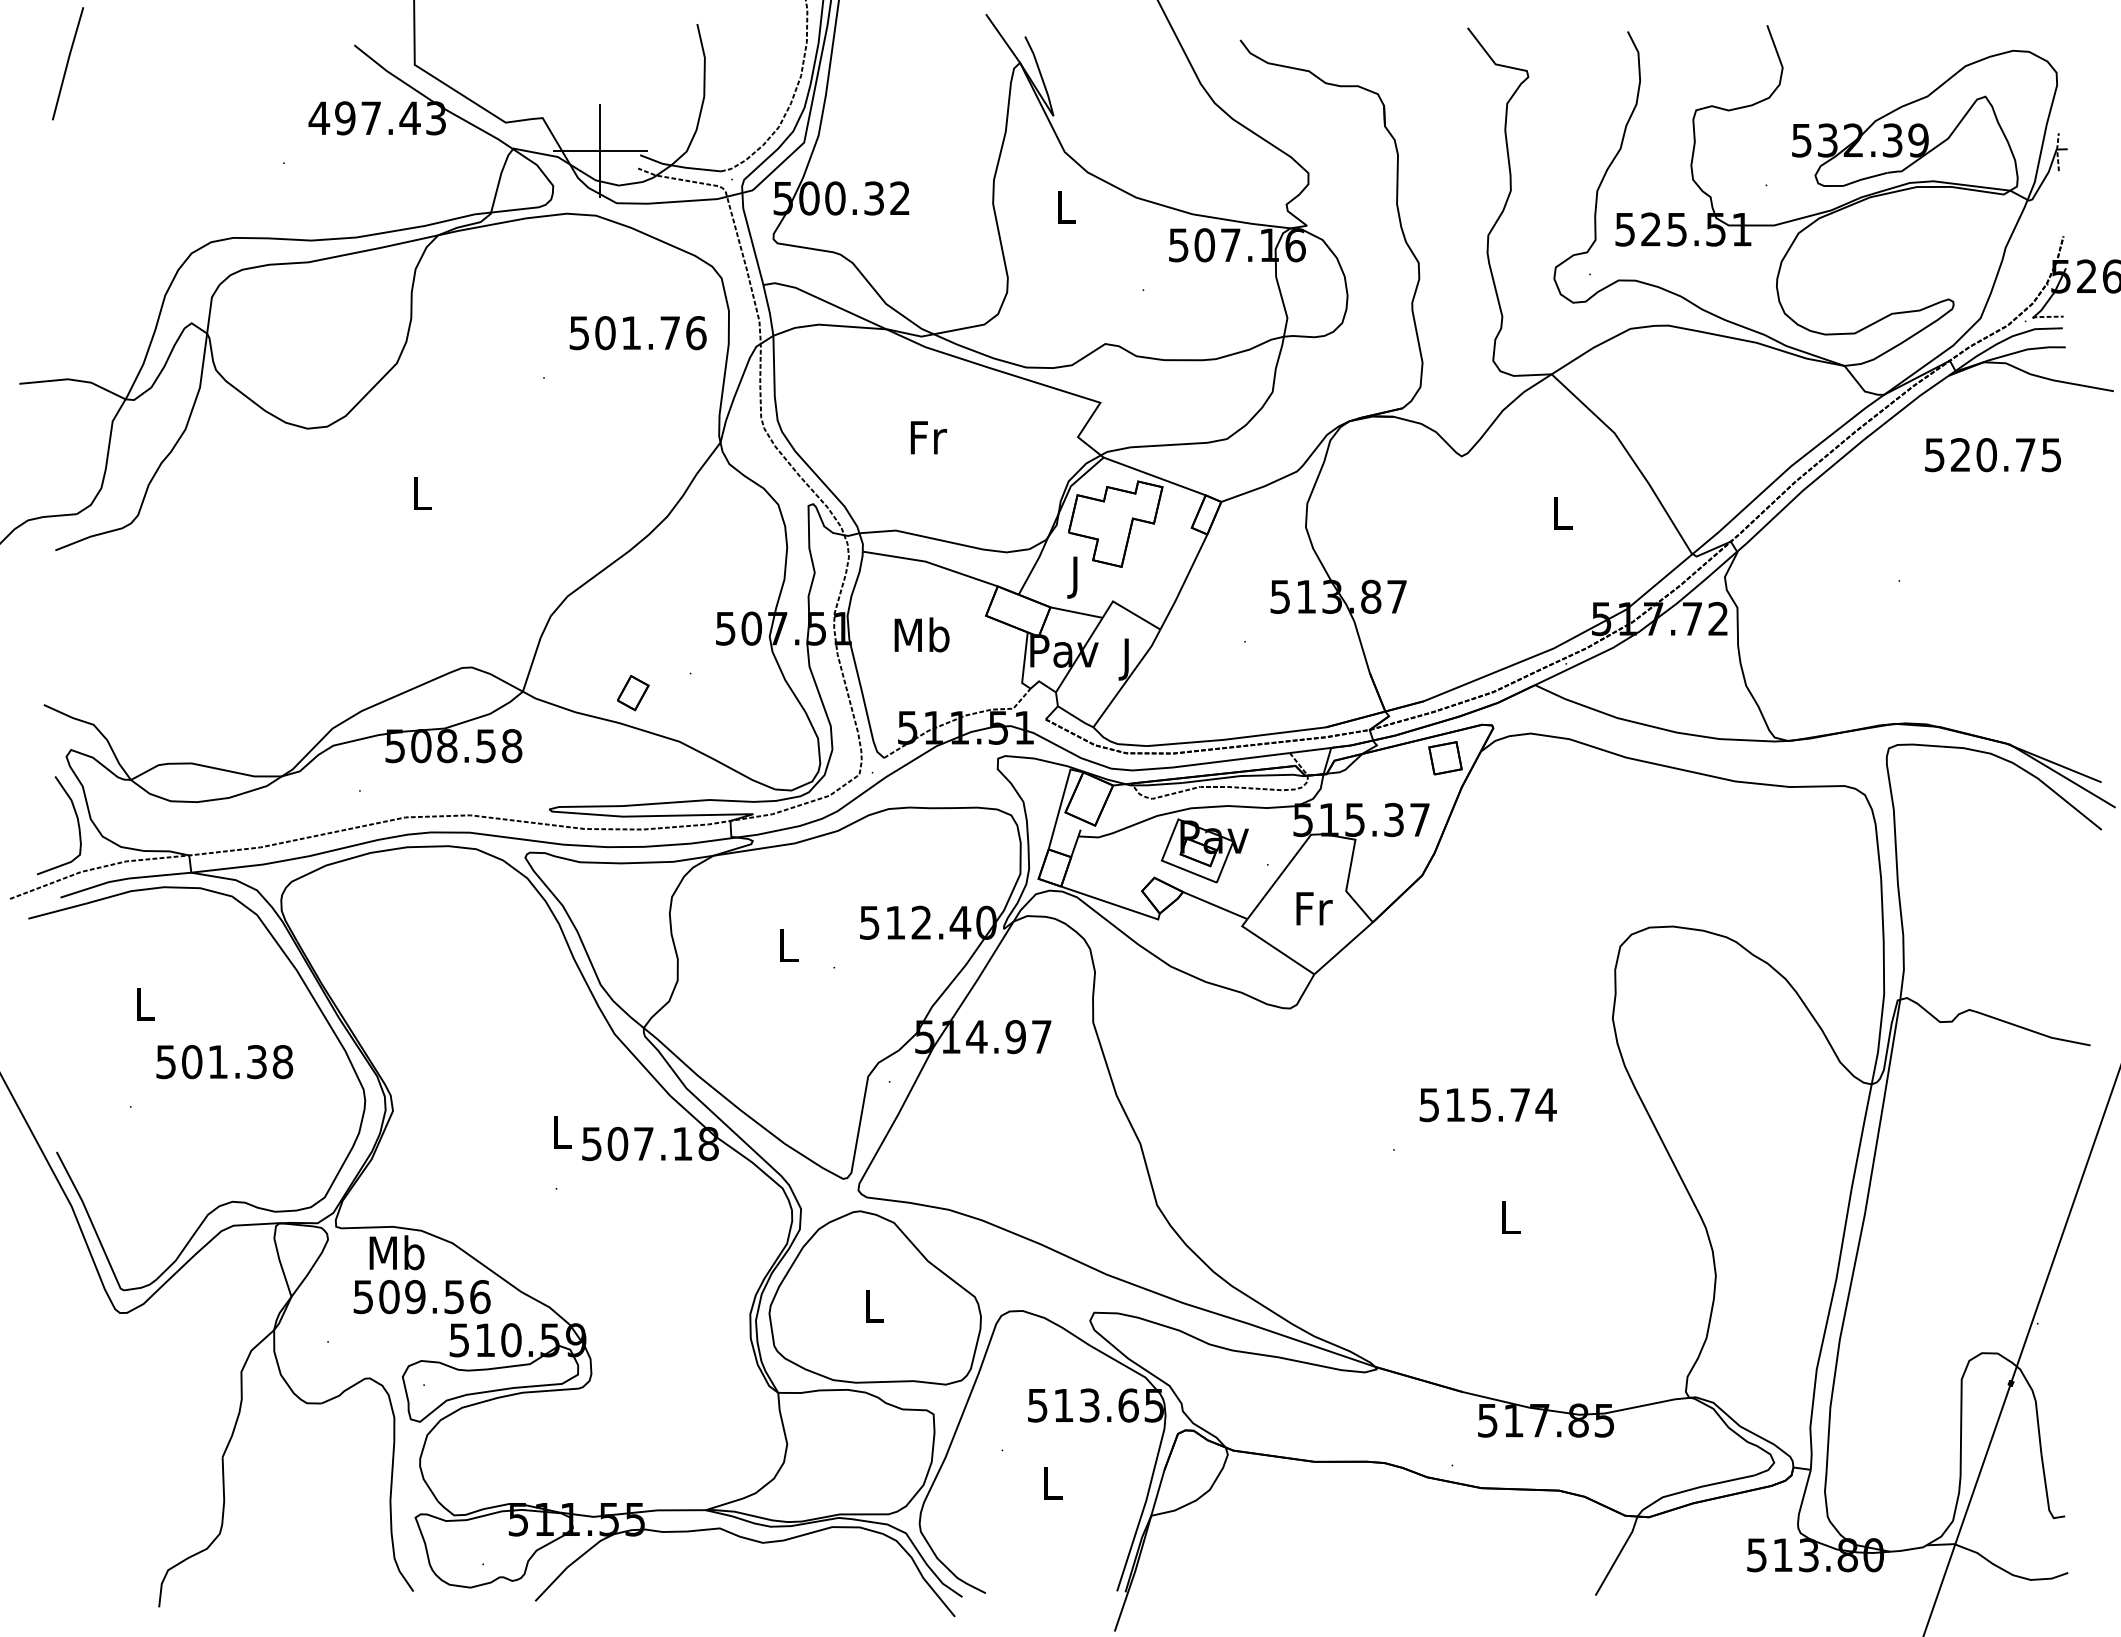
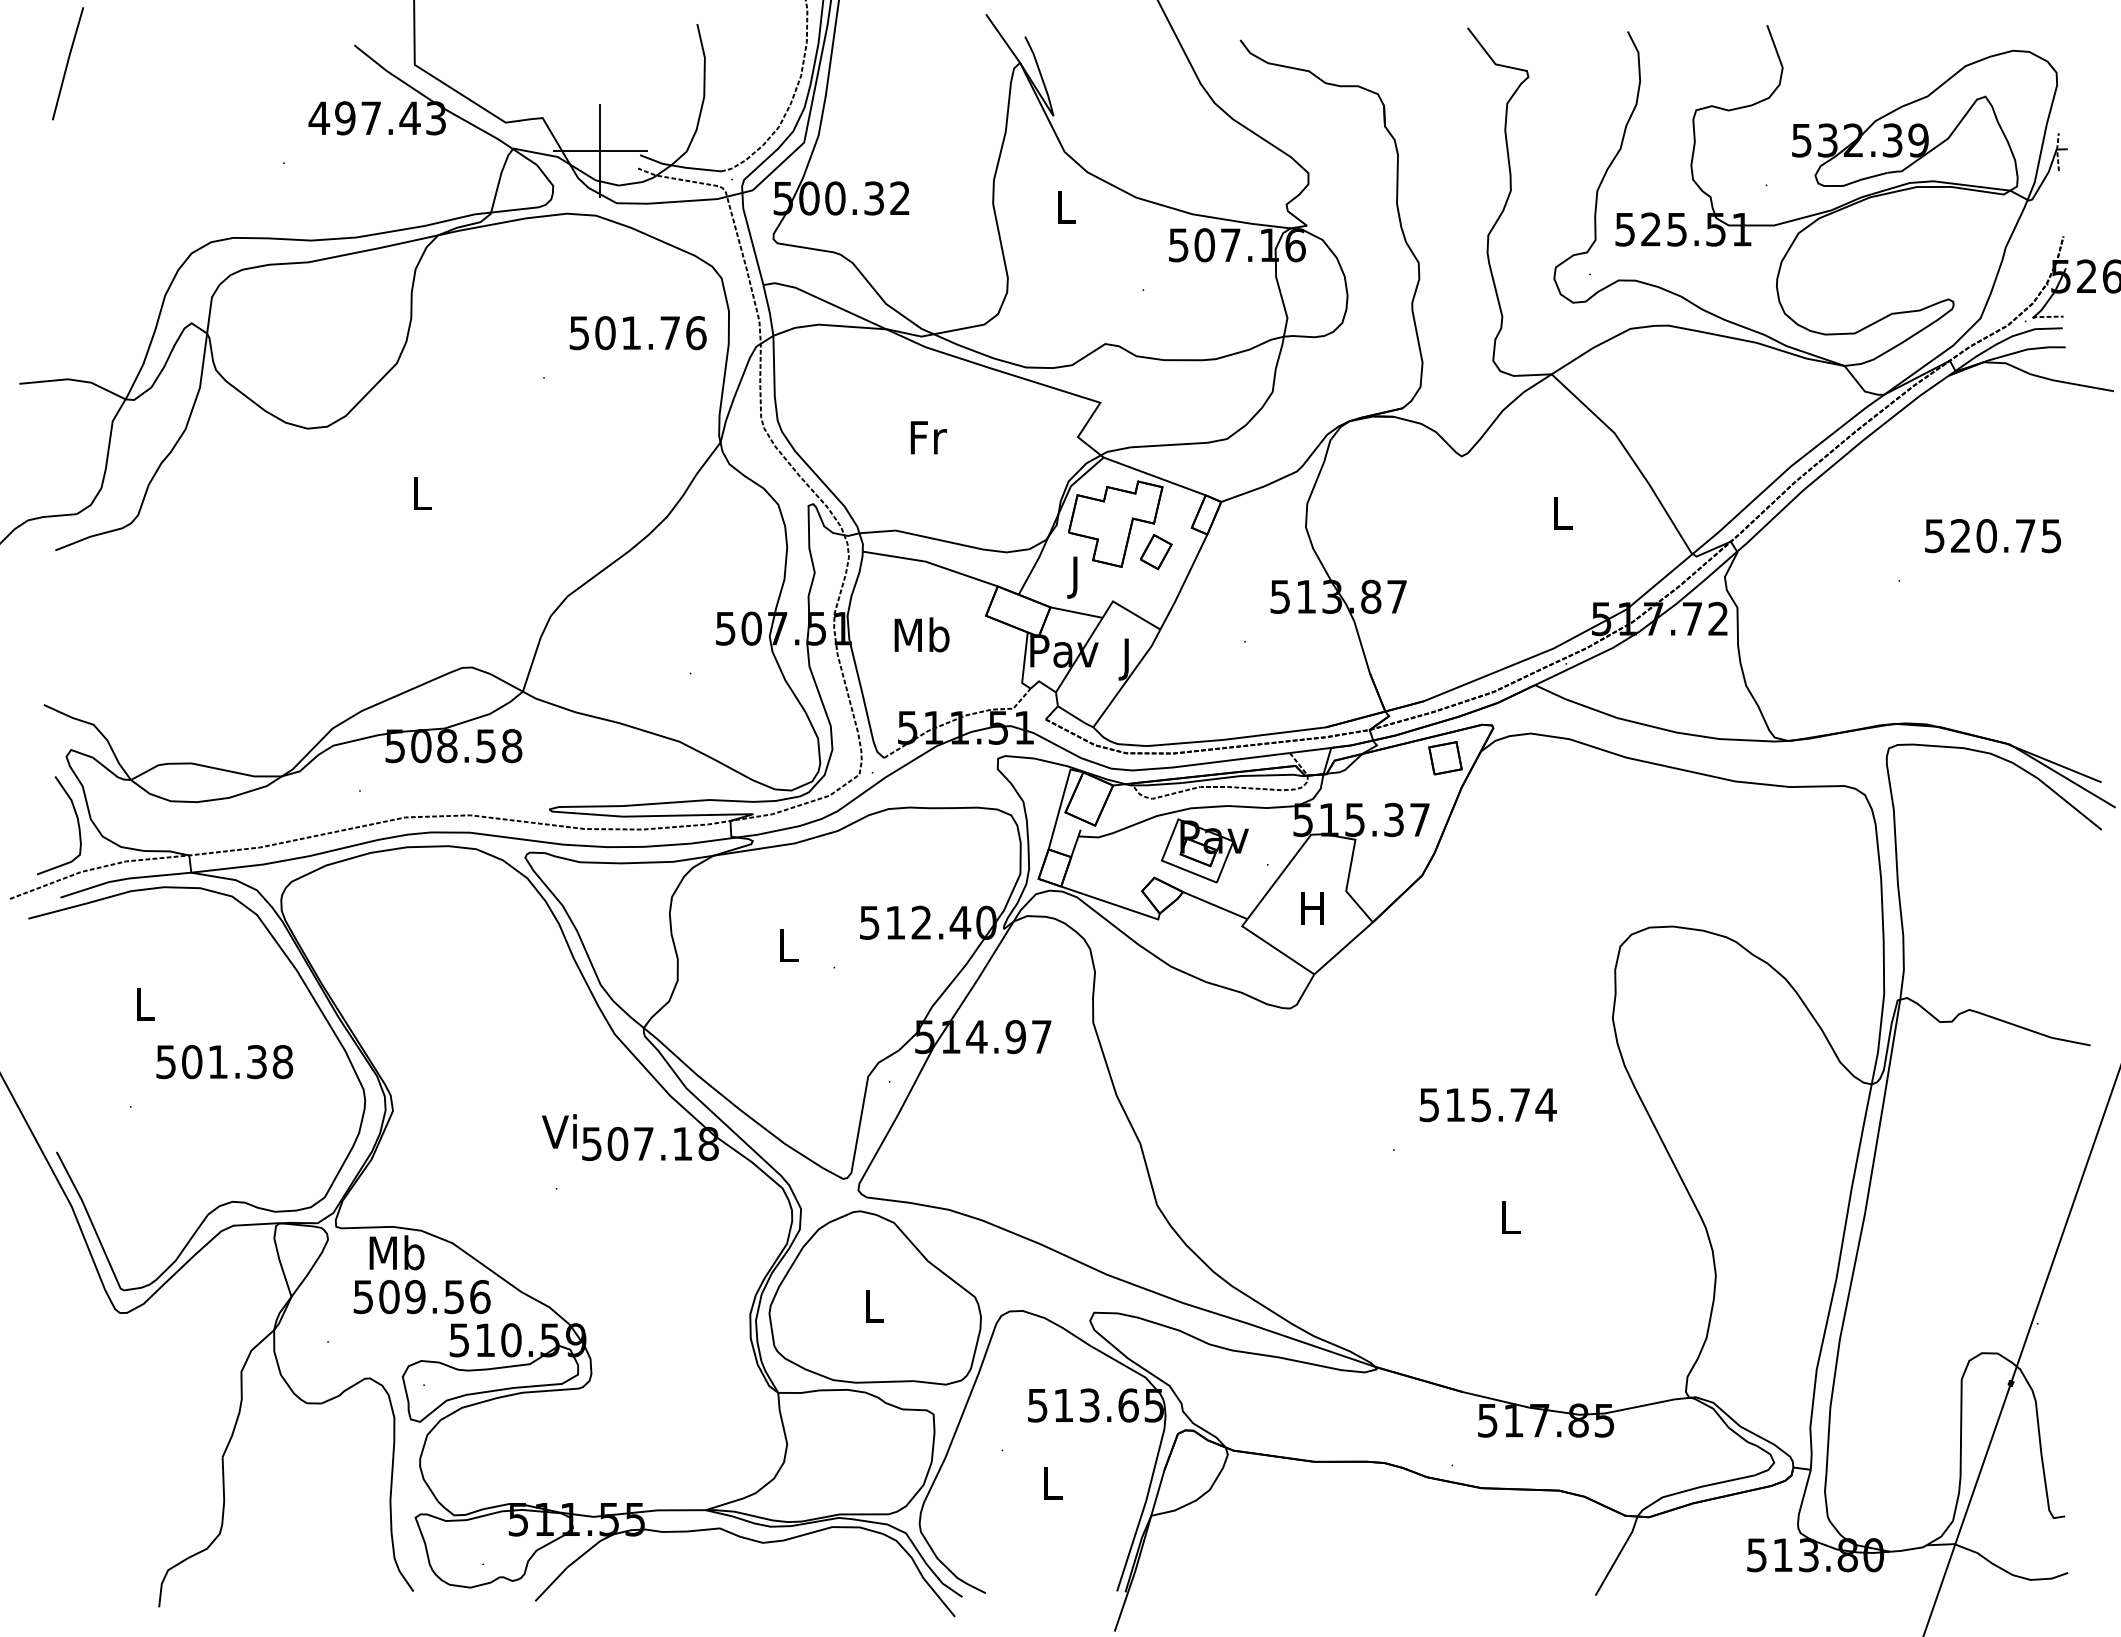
text position: (1992, 455) -> (1992, 536) (1992, 536)
part position: (633, 693) -> (1156, 552) (1156, 552)
text: Fr -> H (1314, 908)
text: L -> Vi (559, 1131)
